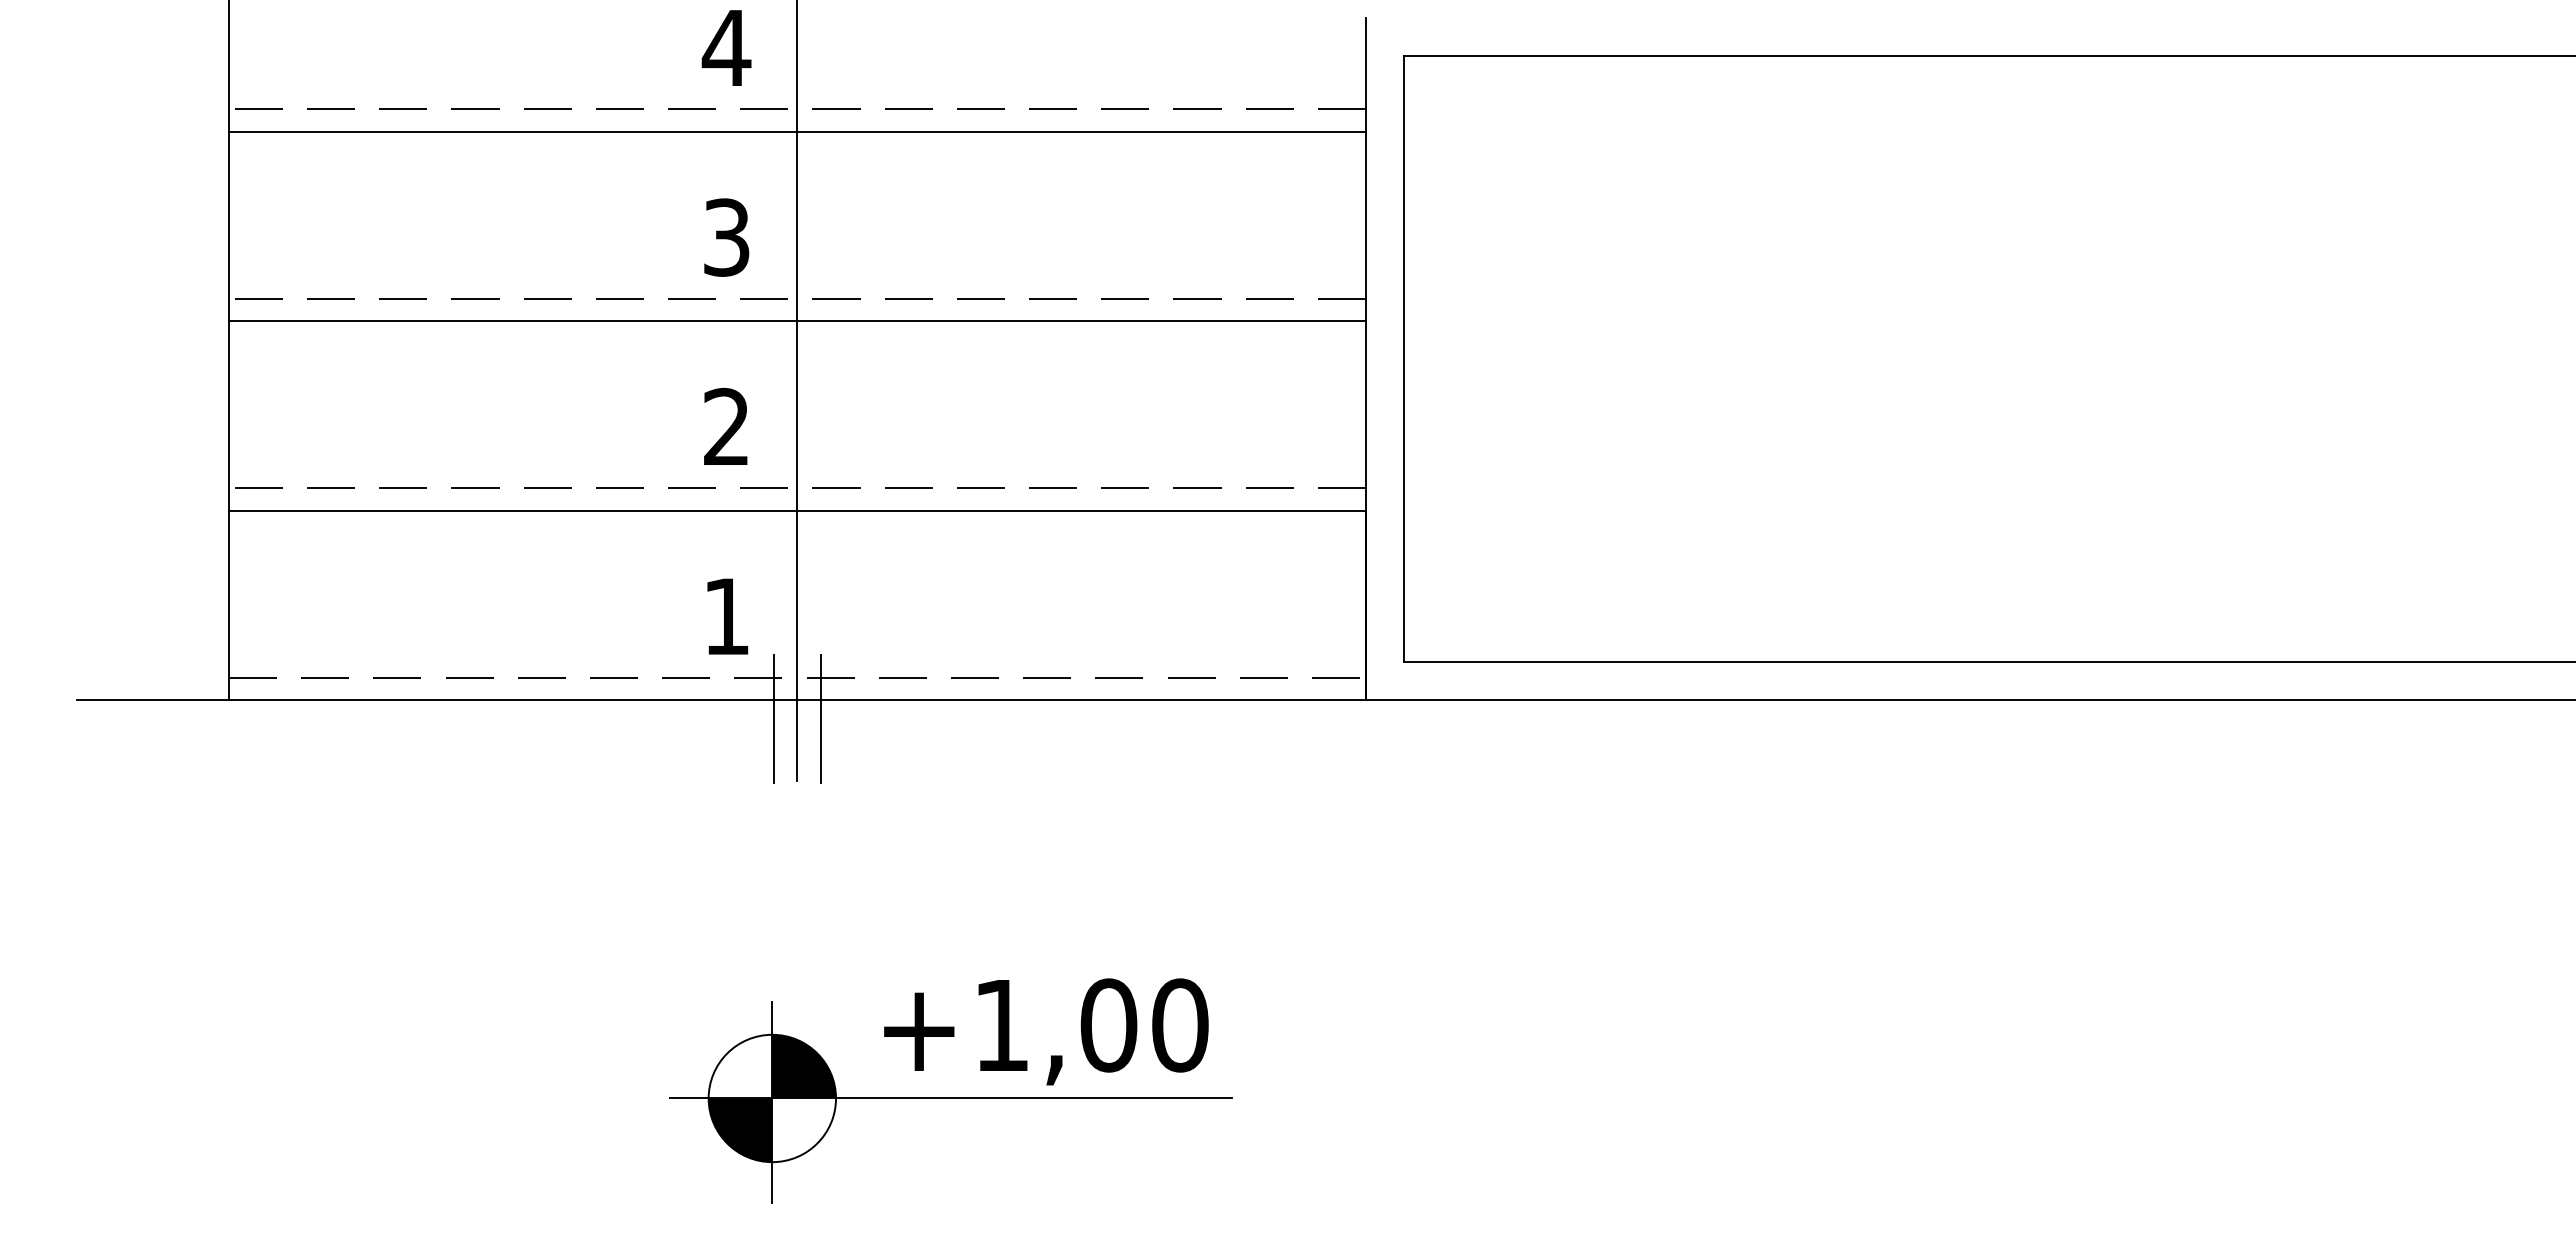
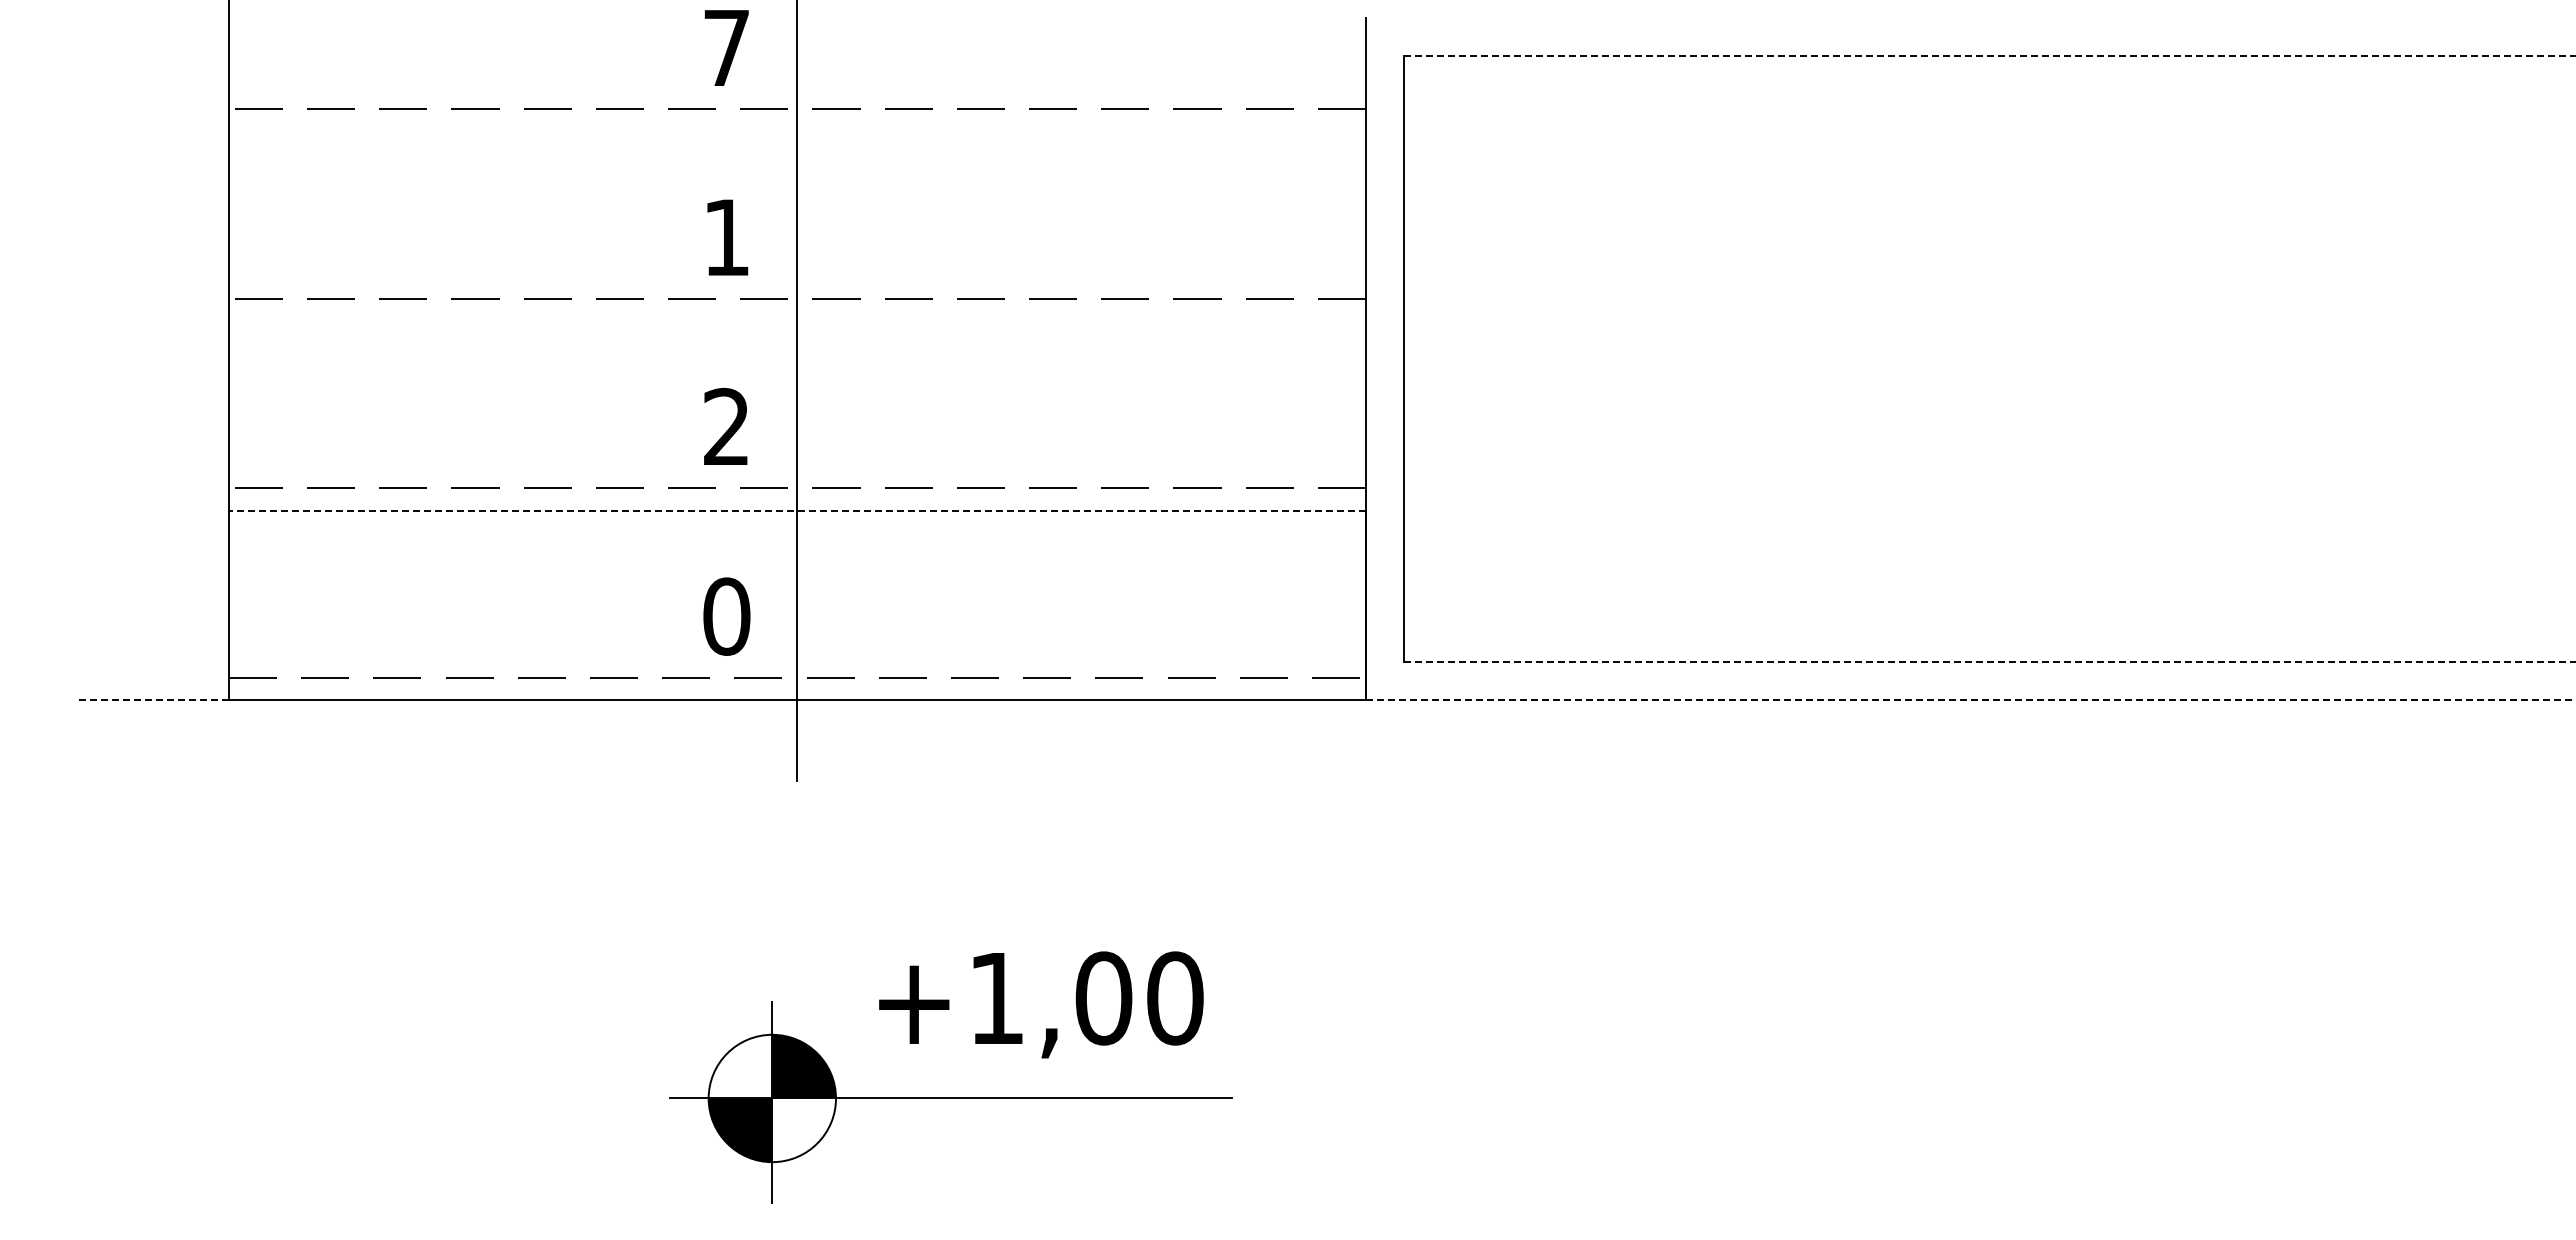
text: 4 -> 7 (726, 47)
line: solid -> dashed (1989, 55)
line: present -> none (796, 131)
text: 3 -> 1 (726, 237)
line: present -> none (796, 321)
line: solid -> dashed (797, 510)
text: 1 -> 0 (726, 616)
line: solid -> dashed (1989, 662)
line: solid -> dashed (153, 700)
line: solid -> dashed (1970, 700)
line: present -> none (773, 718)
line: present -> none (820, 718)
text position: (1046, 1031) -> (1041, 1004) (1041, 1004)
